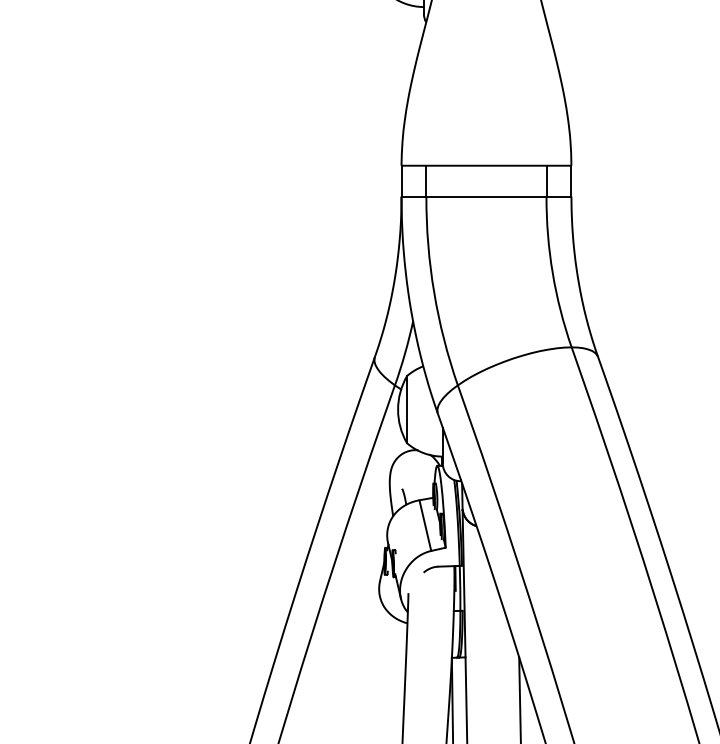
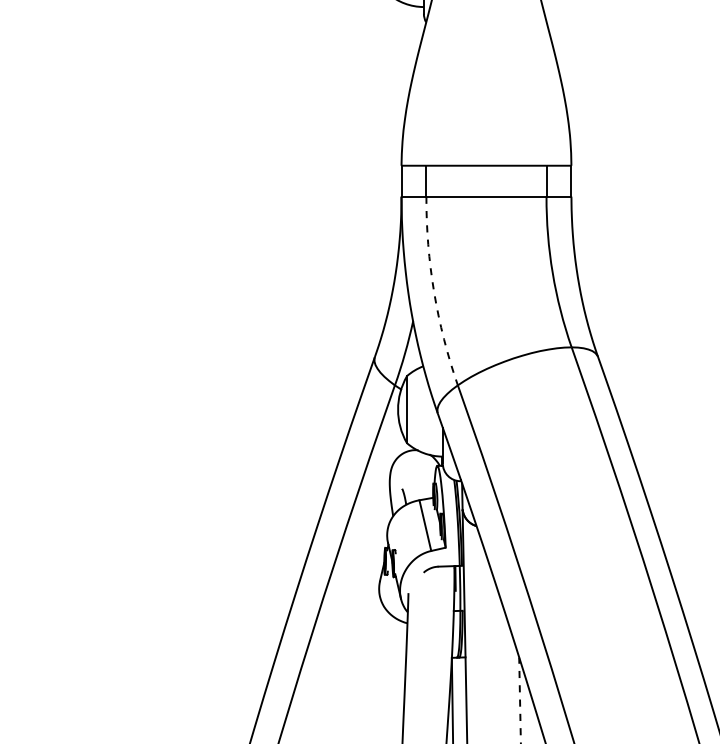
arc: solid -> dashed (434, 292)
line: solid -> dashed (520, 700)
